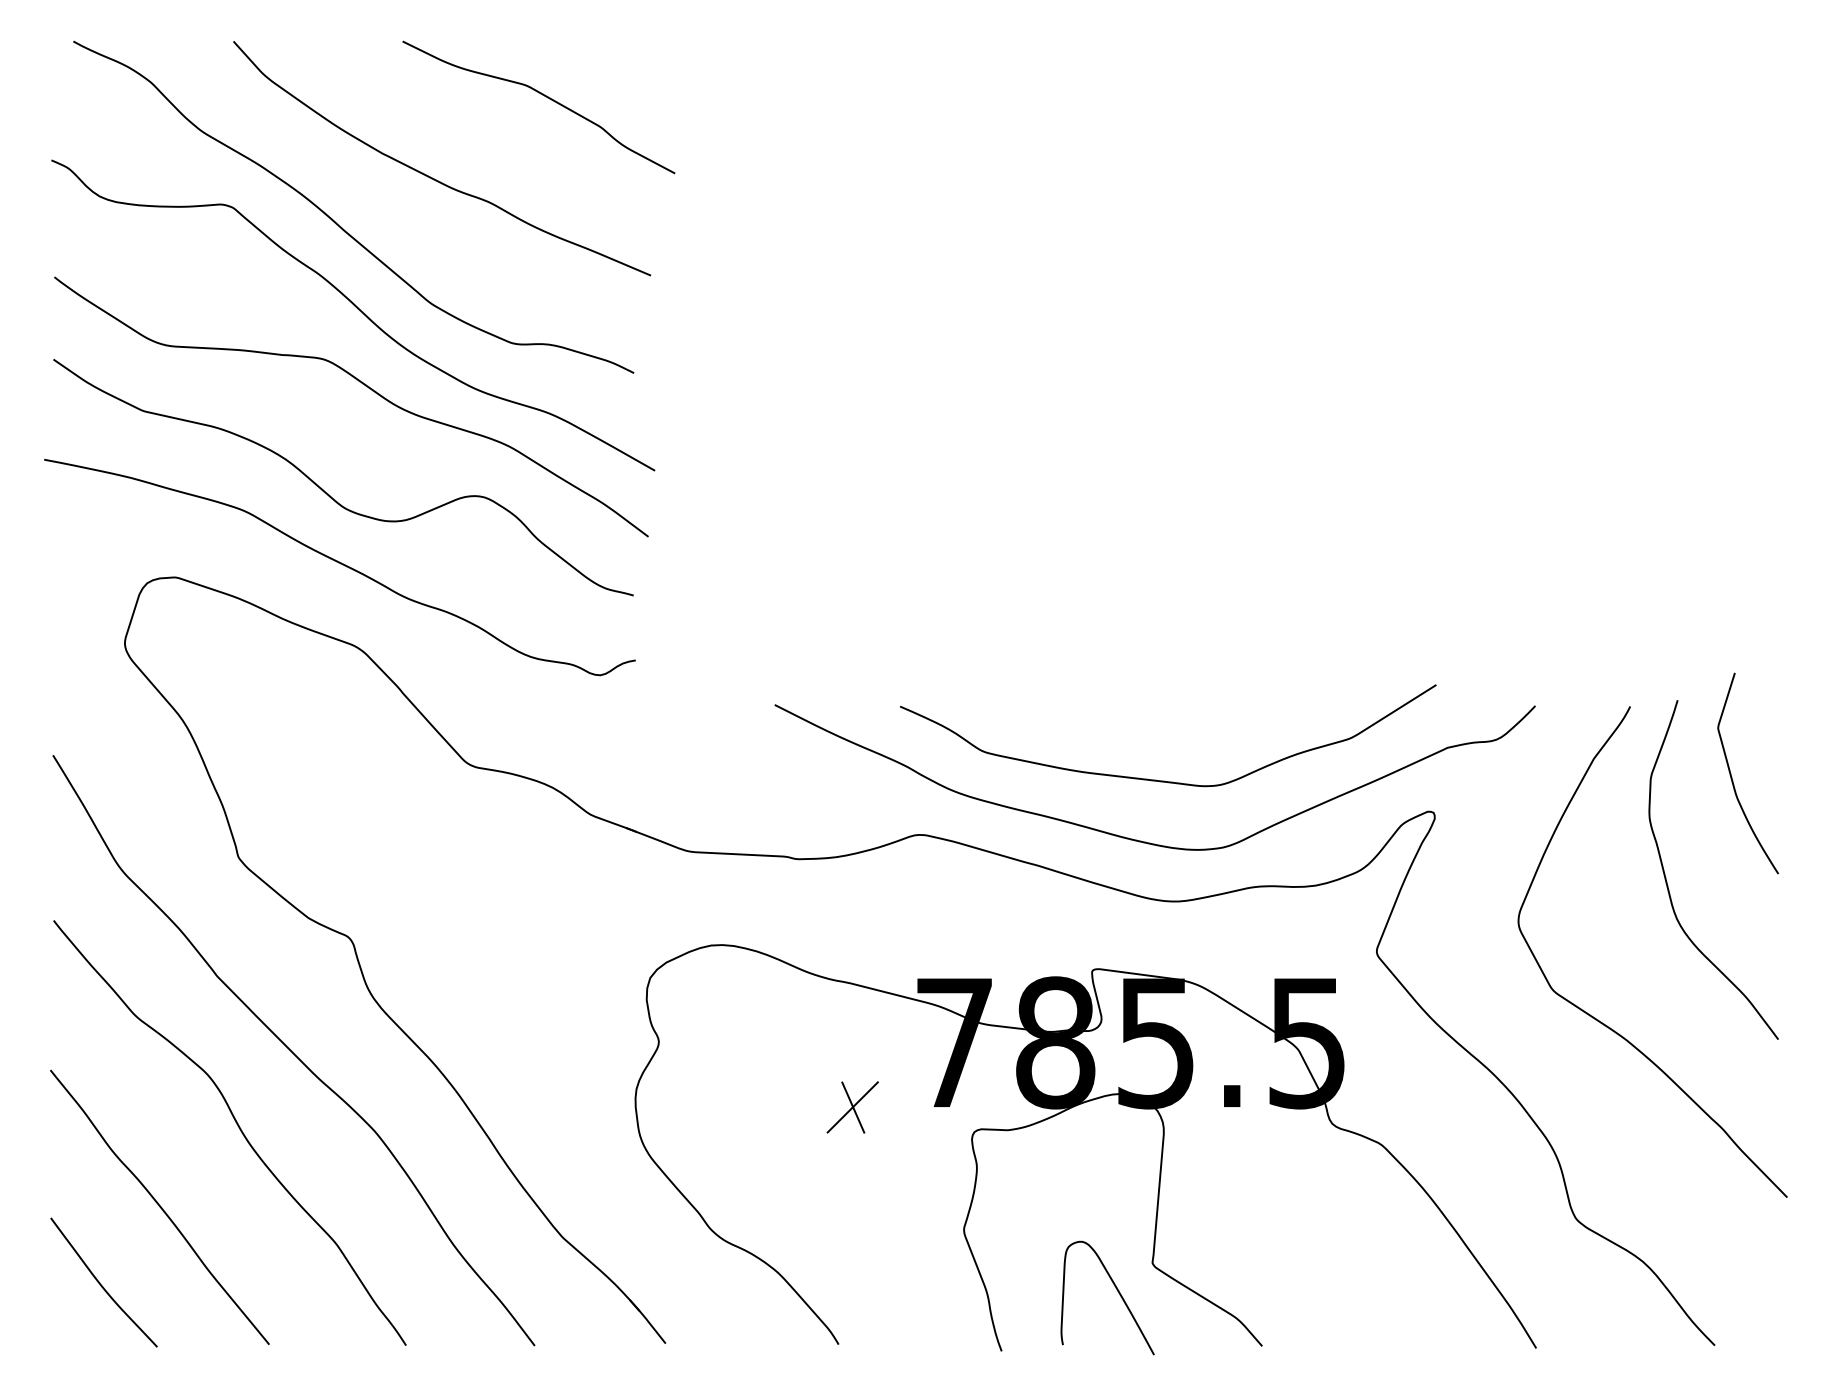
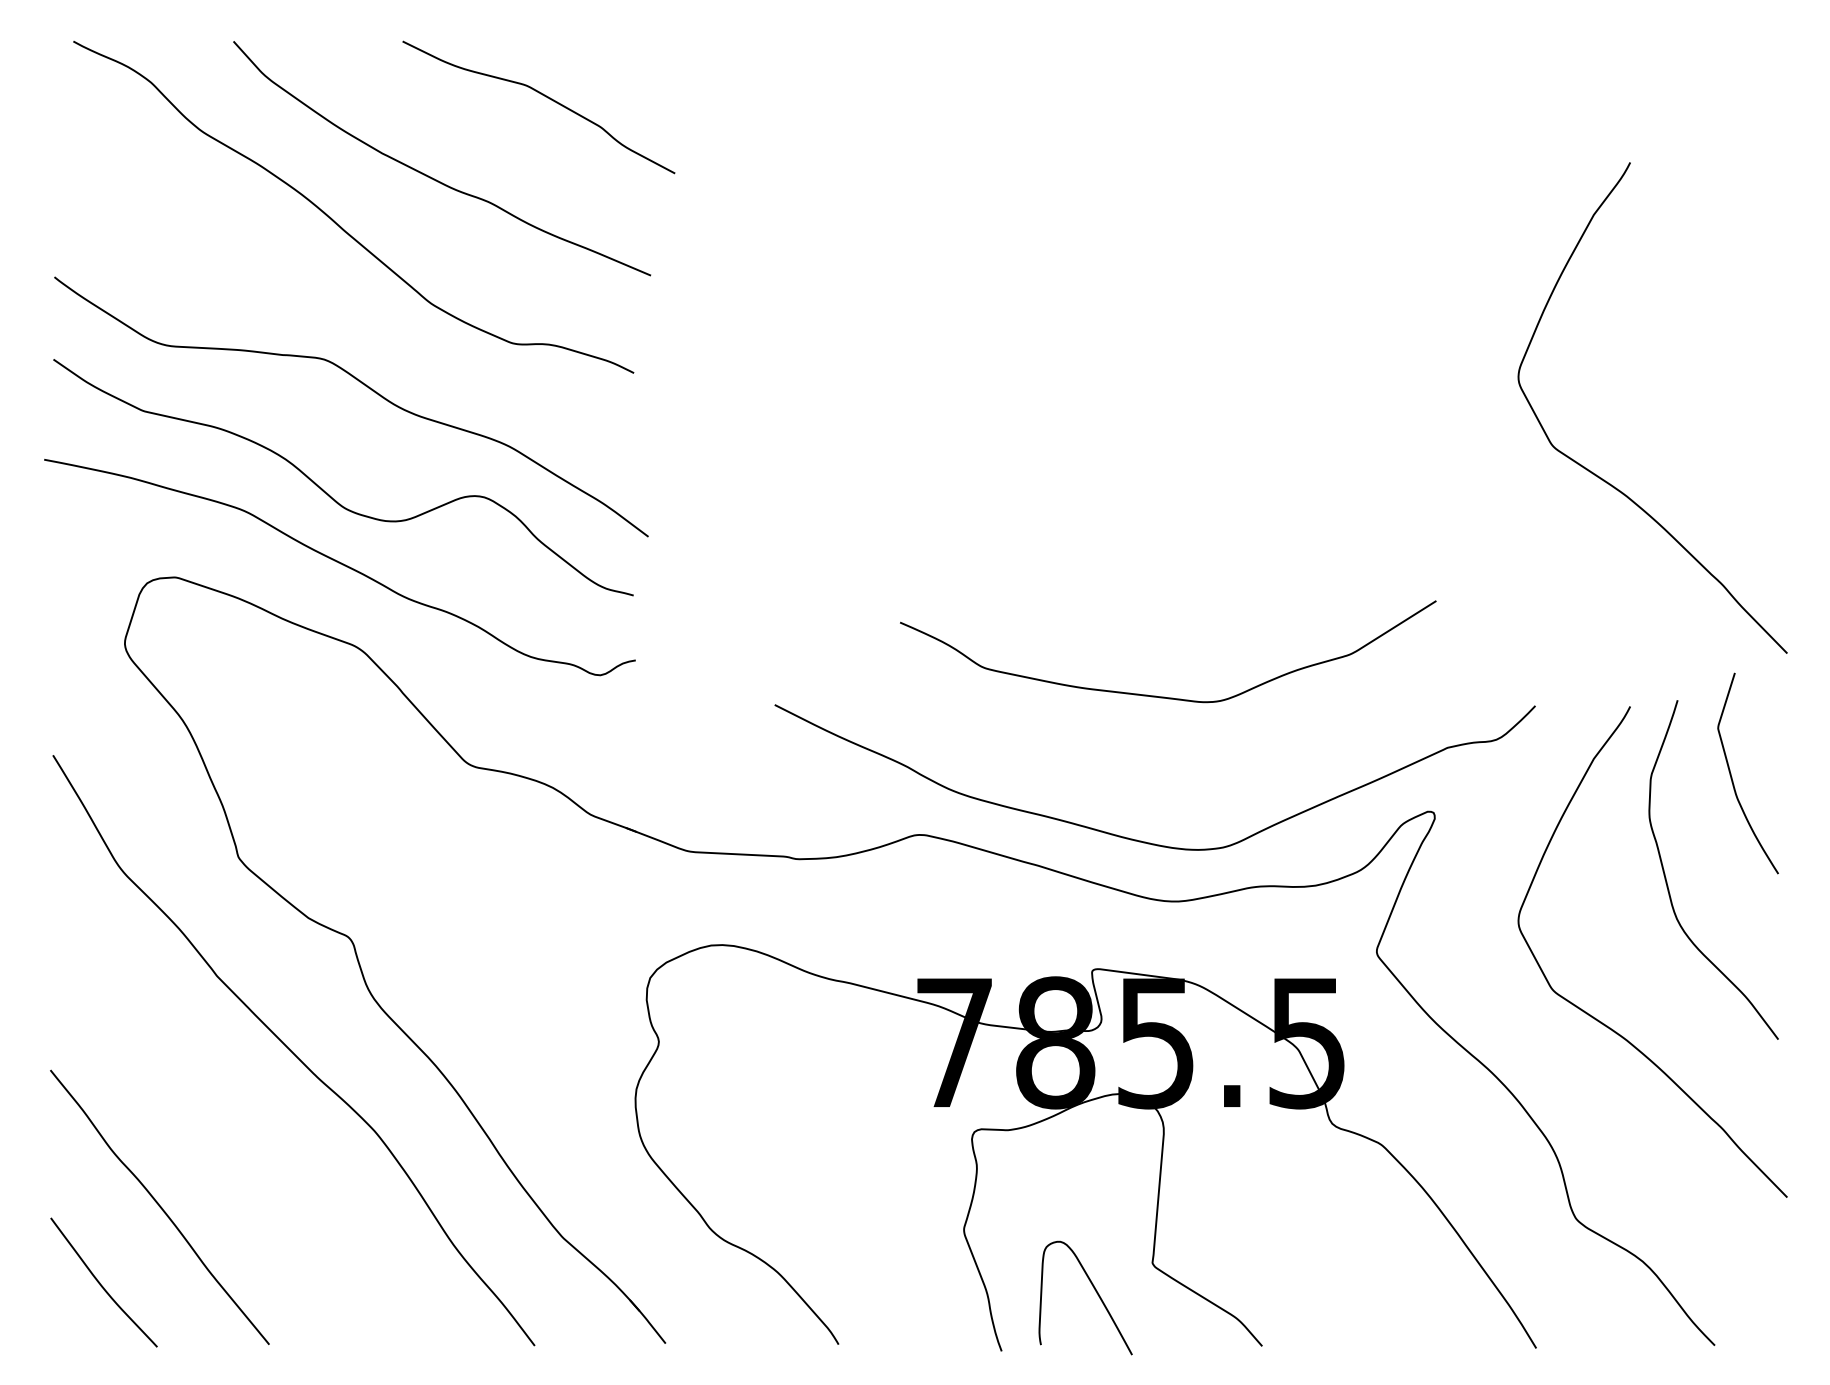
curve: present -> none (358, 310)
curve: none -> present (1604, 479)
curve position: (1164, 780) -> (1164, 696) (1164, 696)
part: present -> none (852, 1107)
curve: present -> none (237, 1126)
curve position: (1117, 1291) -> (1095, 1291) (1095, 1291)
